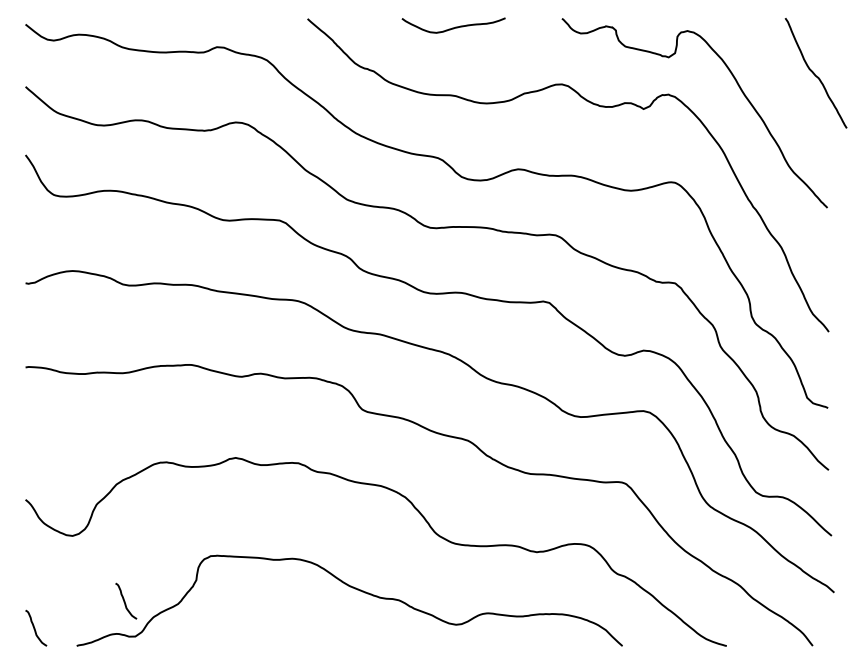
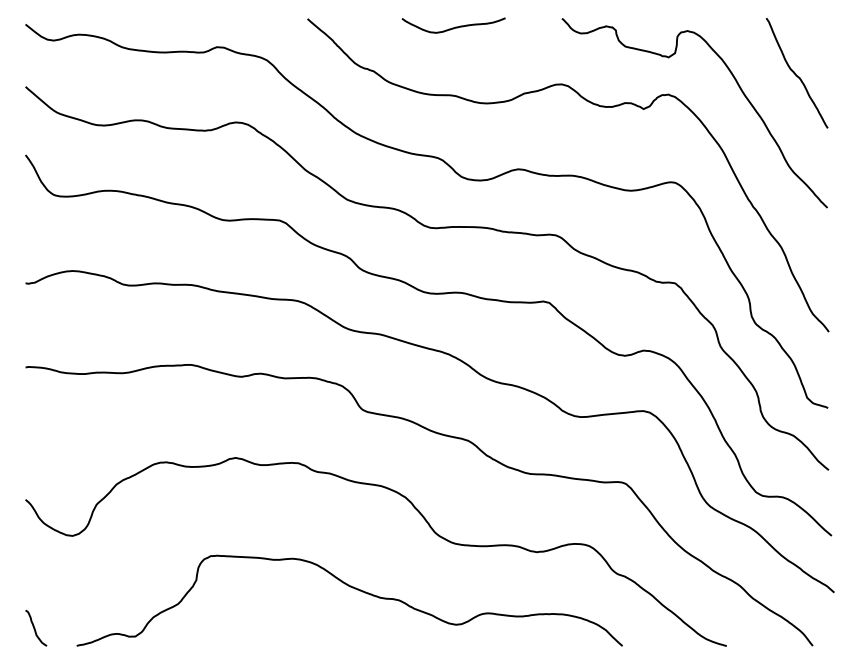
curve position: (814, 73) -> (795, 73) (795, 73)
curve: present -> none (125, 601)
